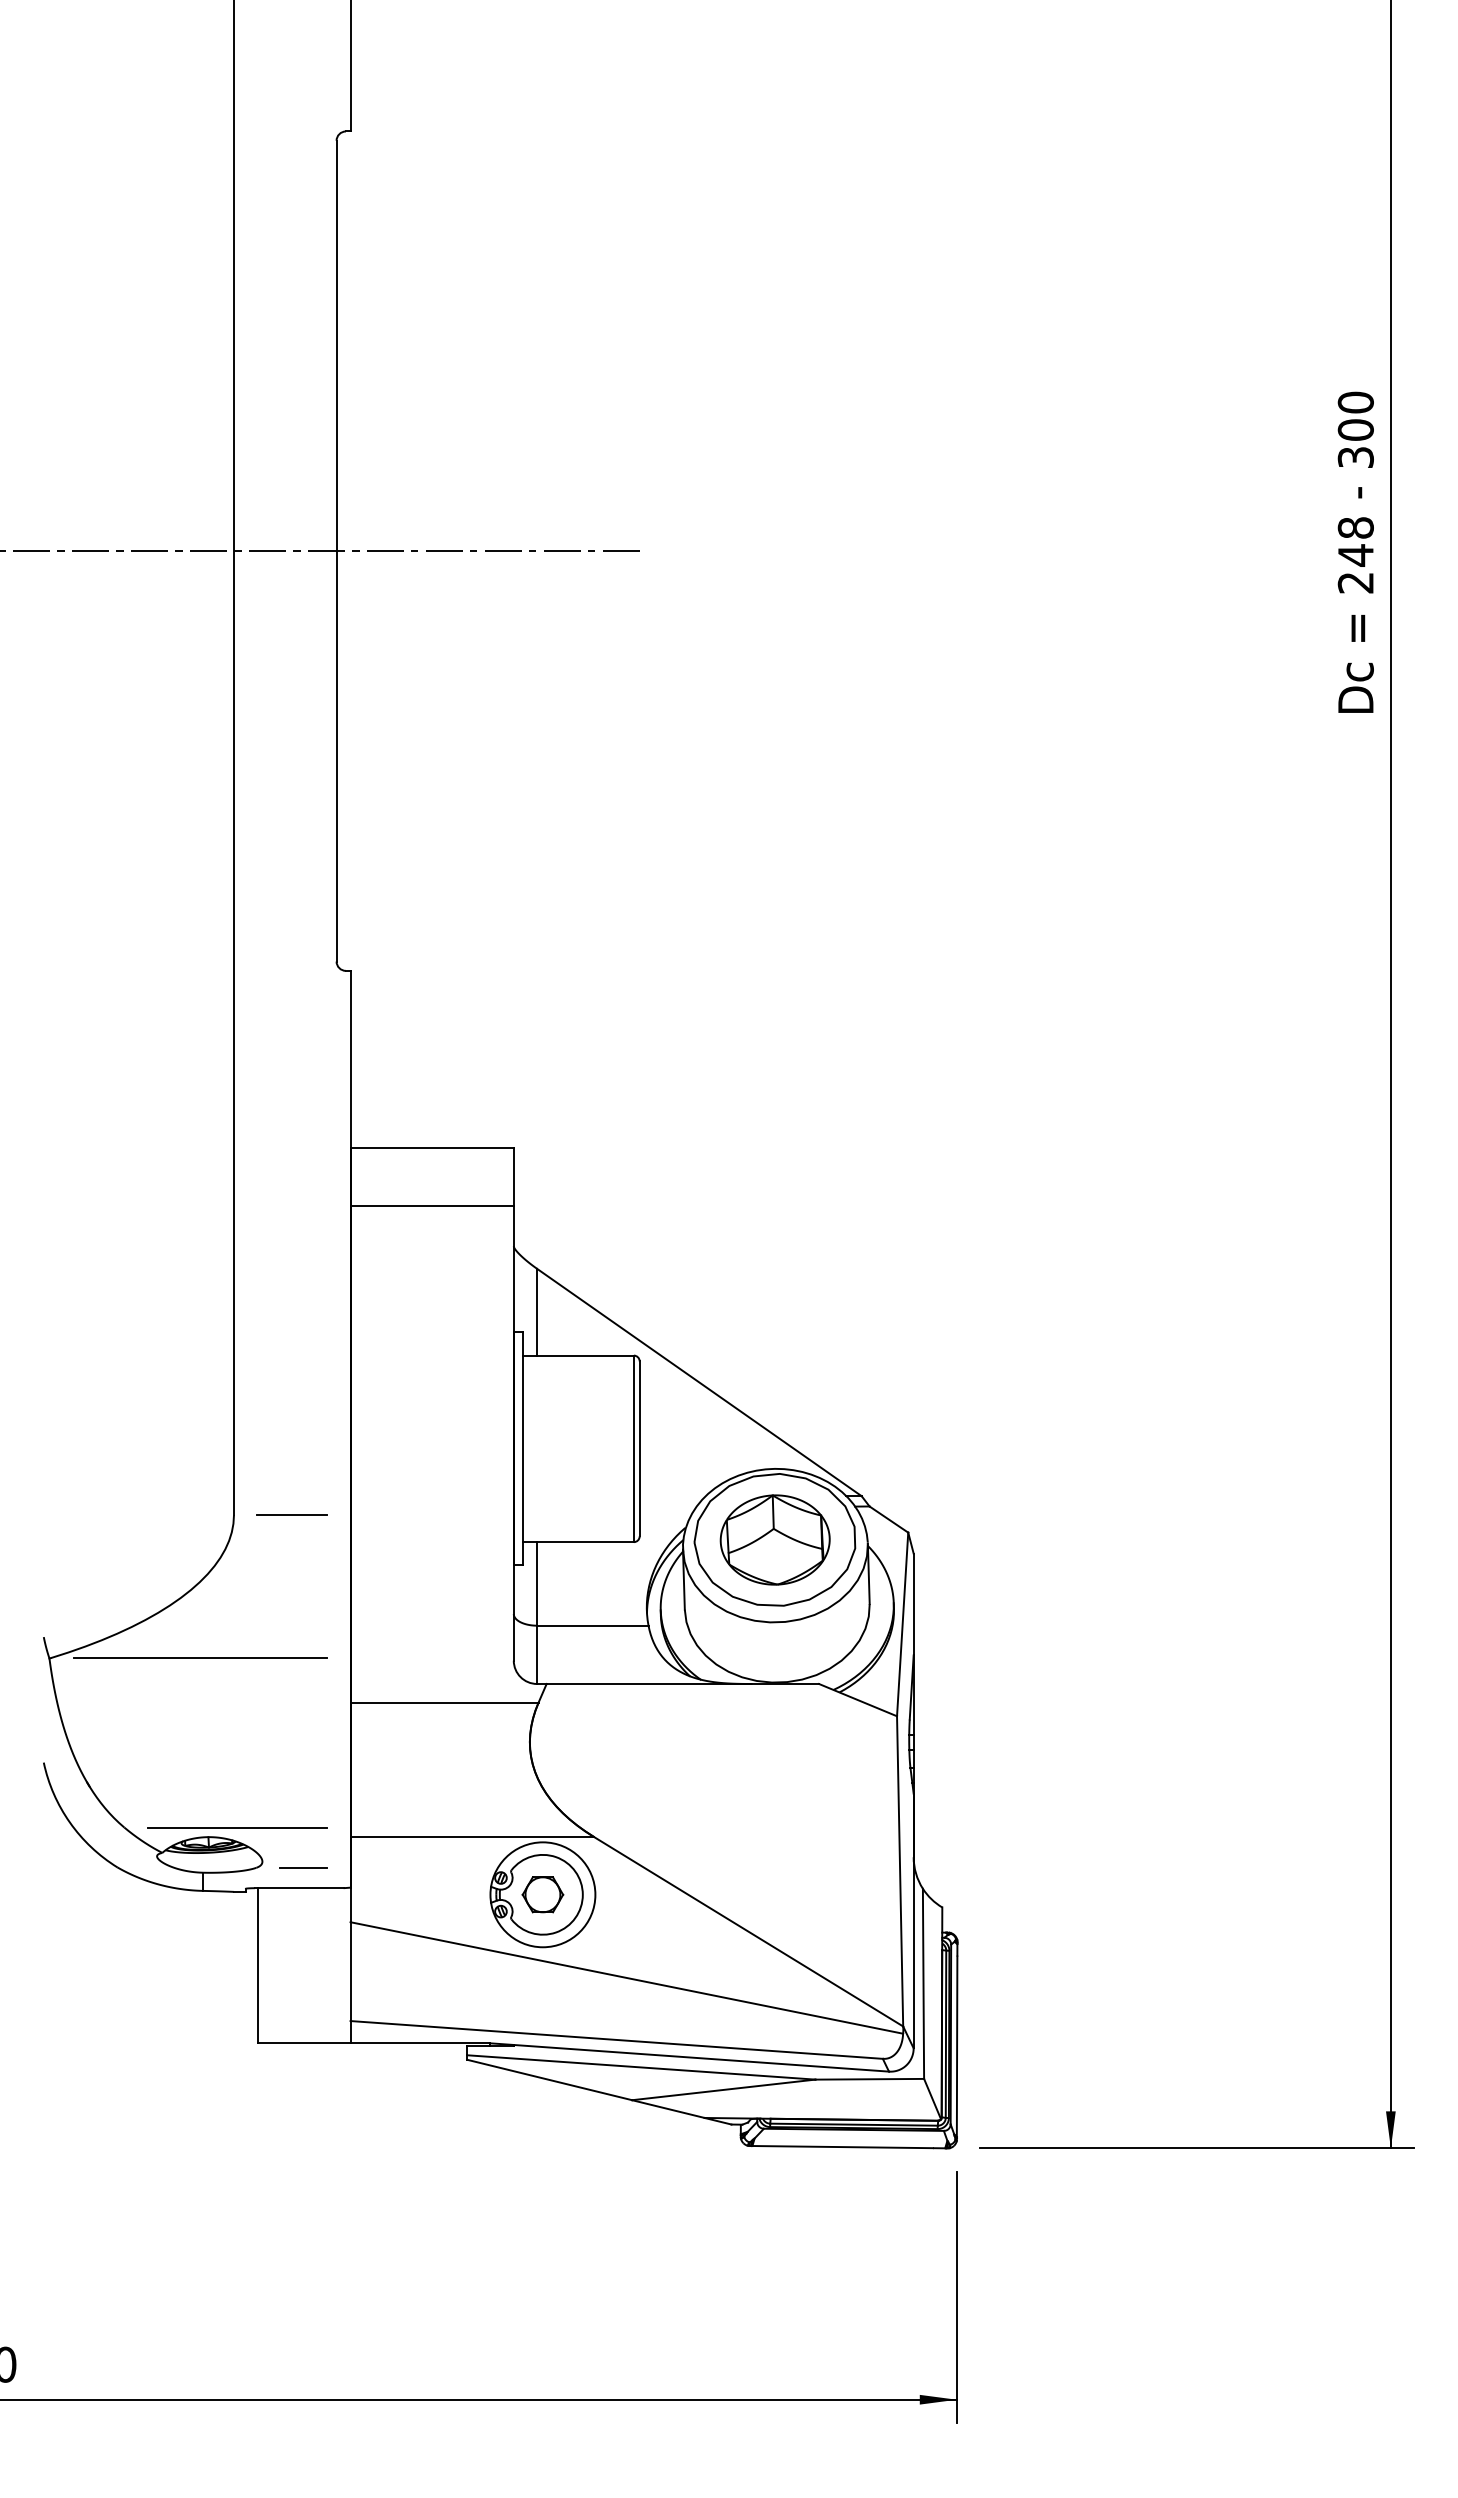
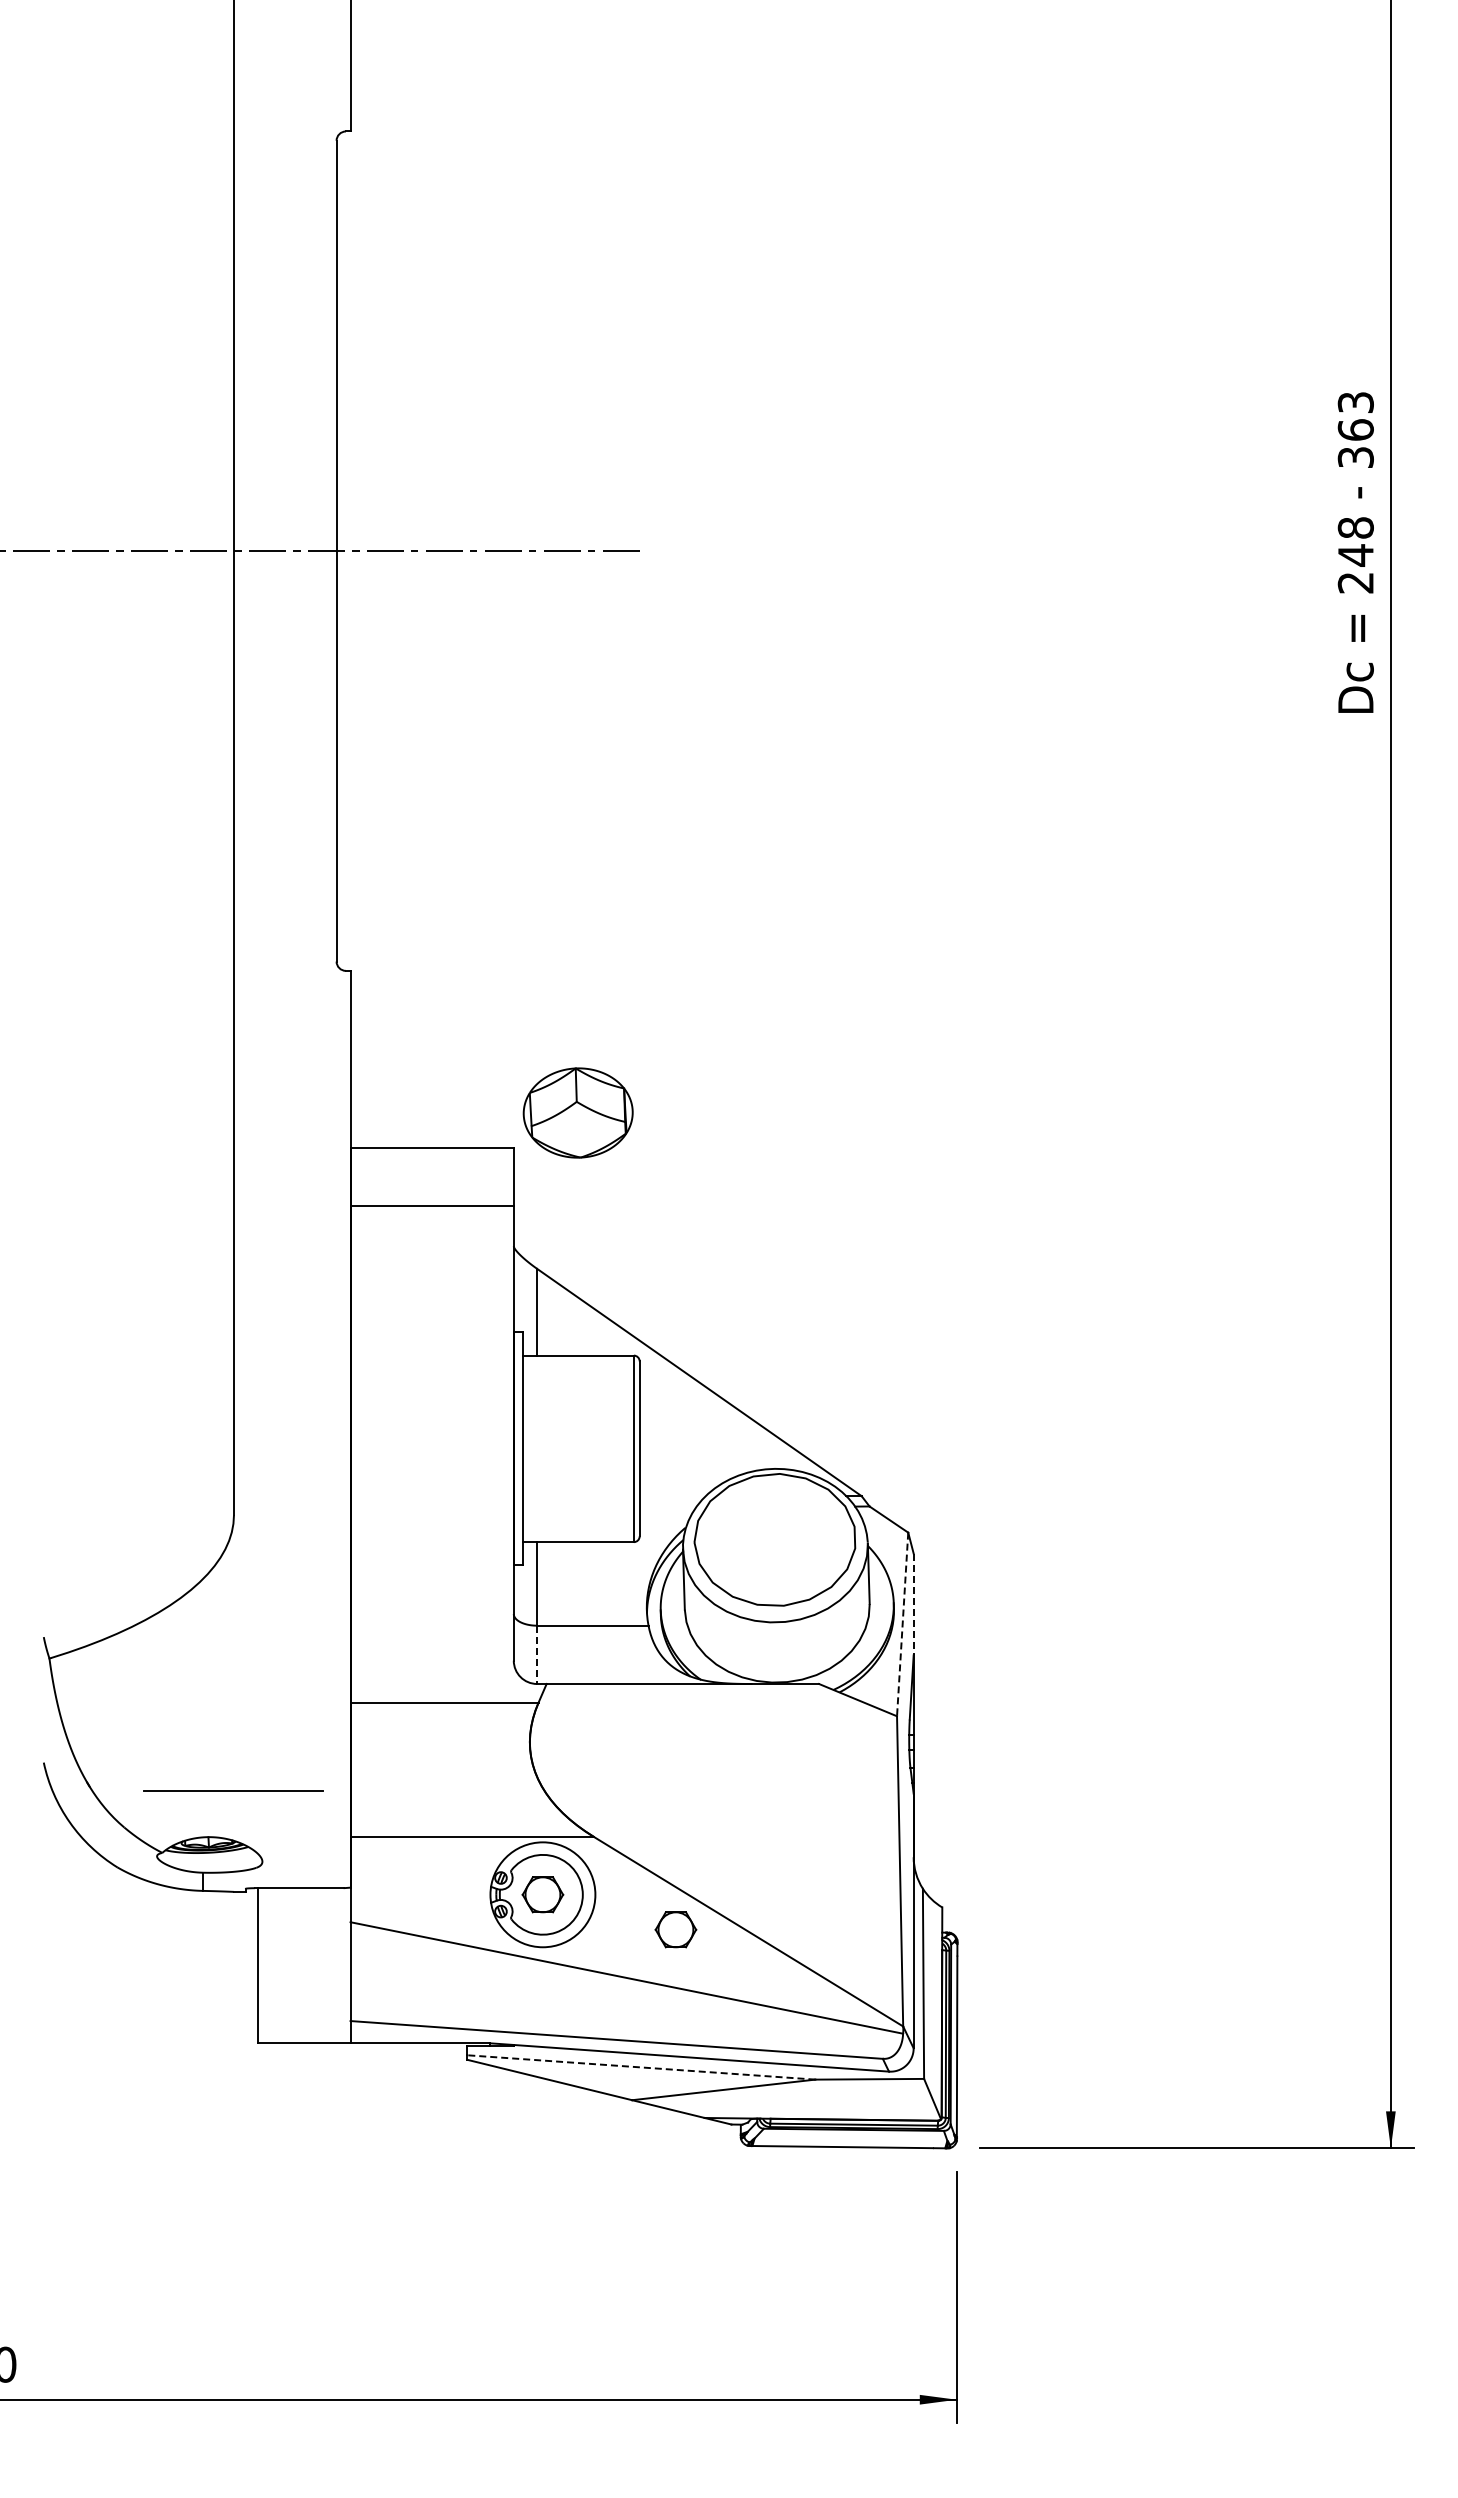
text: 300 -> 363 (1355, 415)
line: present -> none (292, 1515)
part position: (774, 1539) -> (577, 1112) (577, 1112)
line: solid -> dashed (913, 1604)
line: solid -> dashed (902, 1624)
line: solid -> dashed (537, 1655)
line: present -> none (200, 1658)
line position: (237, 1827) -> (233, 1790) (233, 1790)
line: present -> none (303, 1867)
part: none -> present (675, 1929)
line: solid -> dashed (641, 2067)
